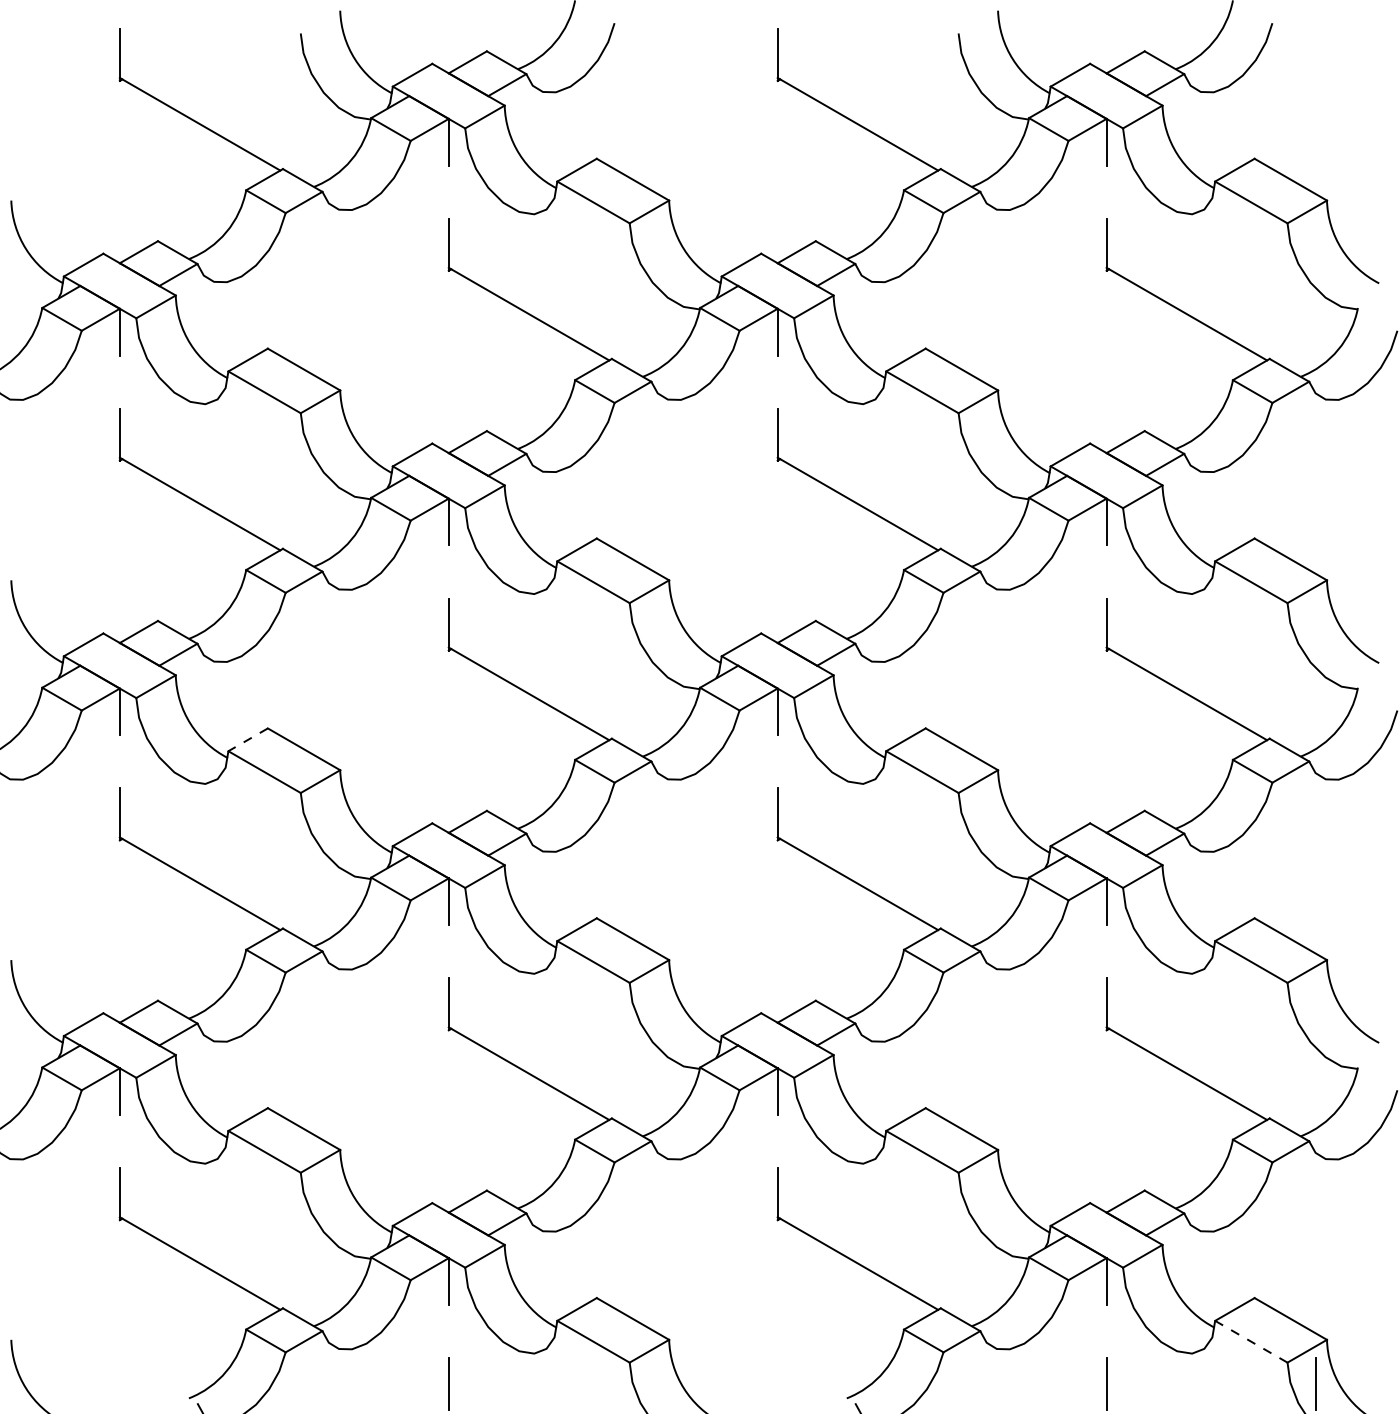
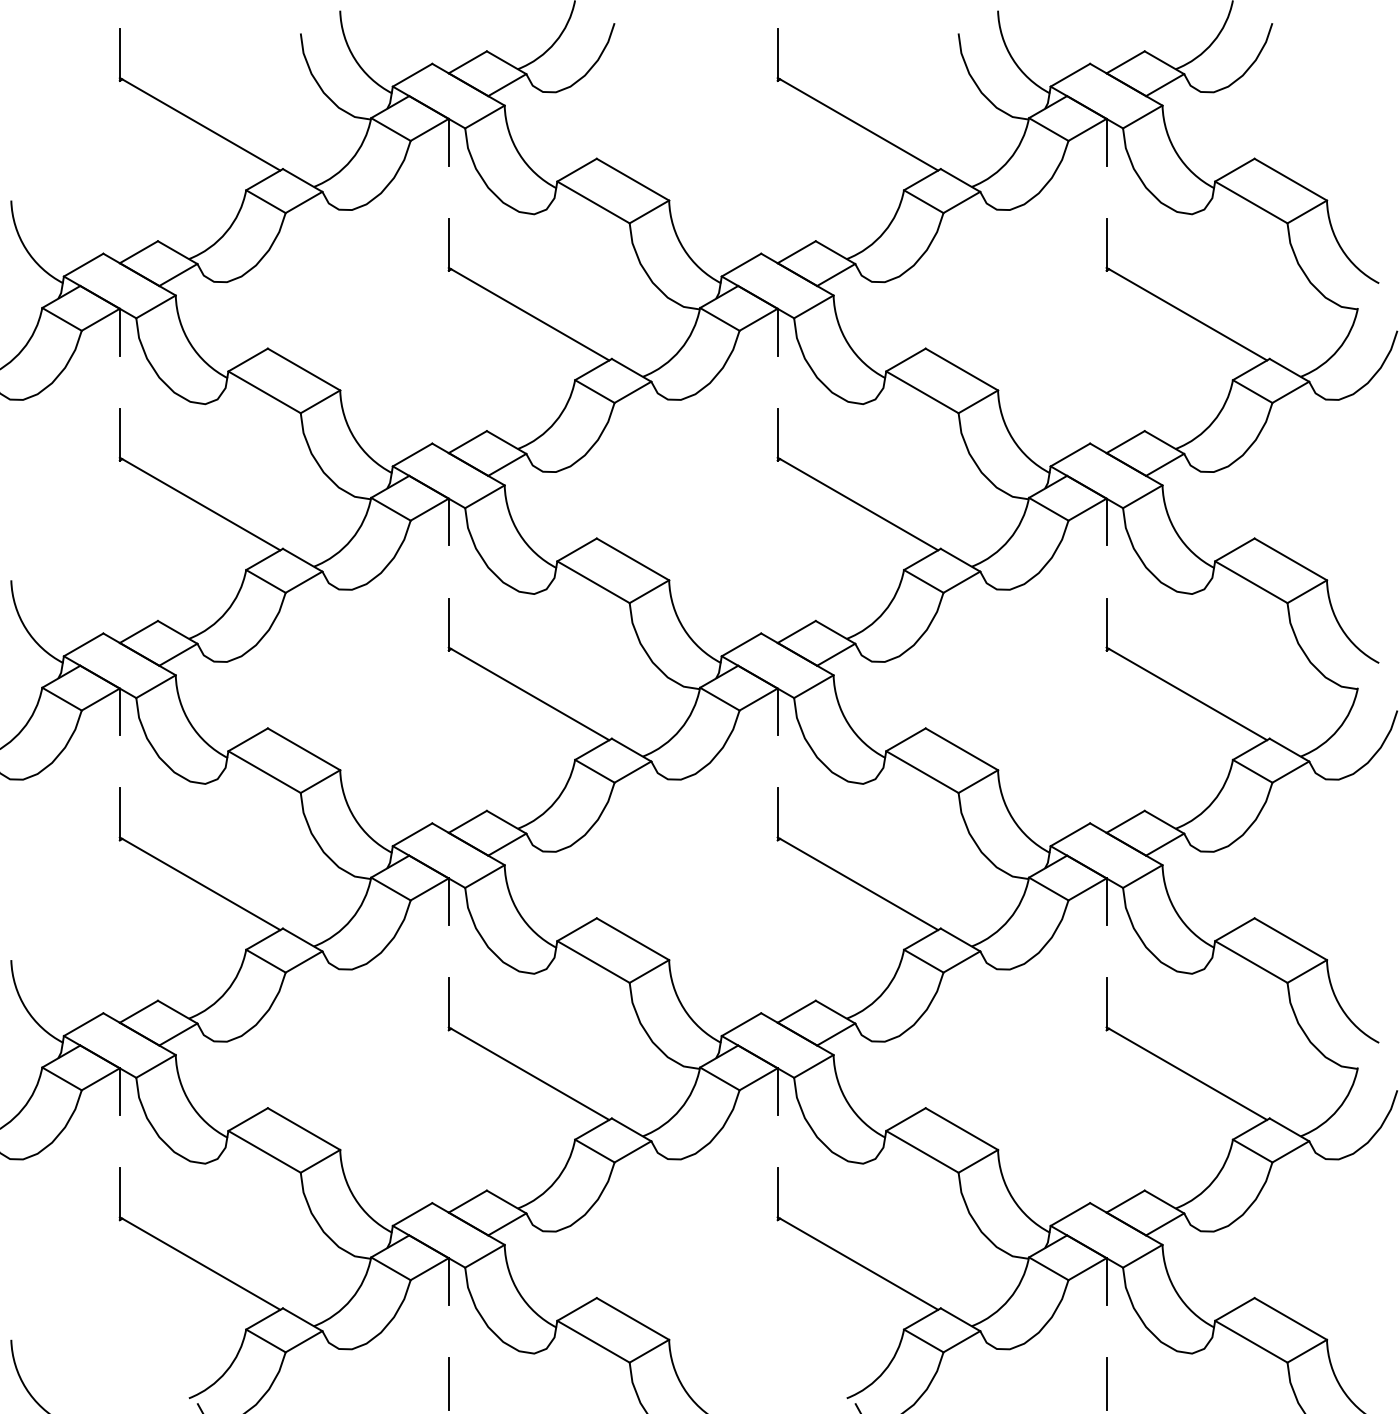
line: dashed -> solid (248, 739)
line: dashed -> solid (1251, 1341)
line: present -> none (1315, 1383)
